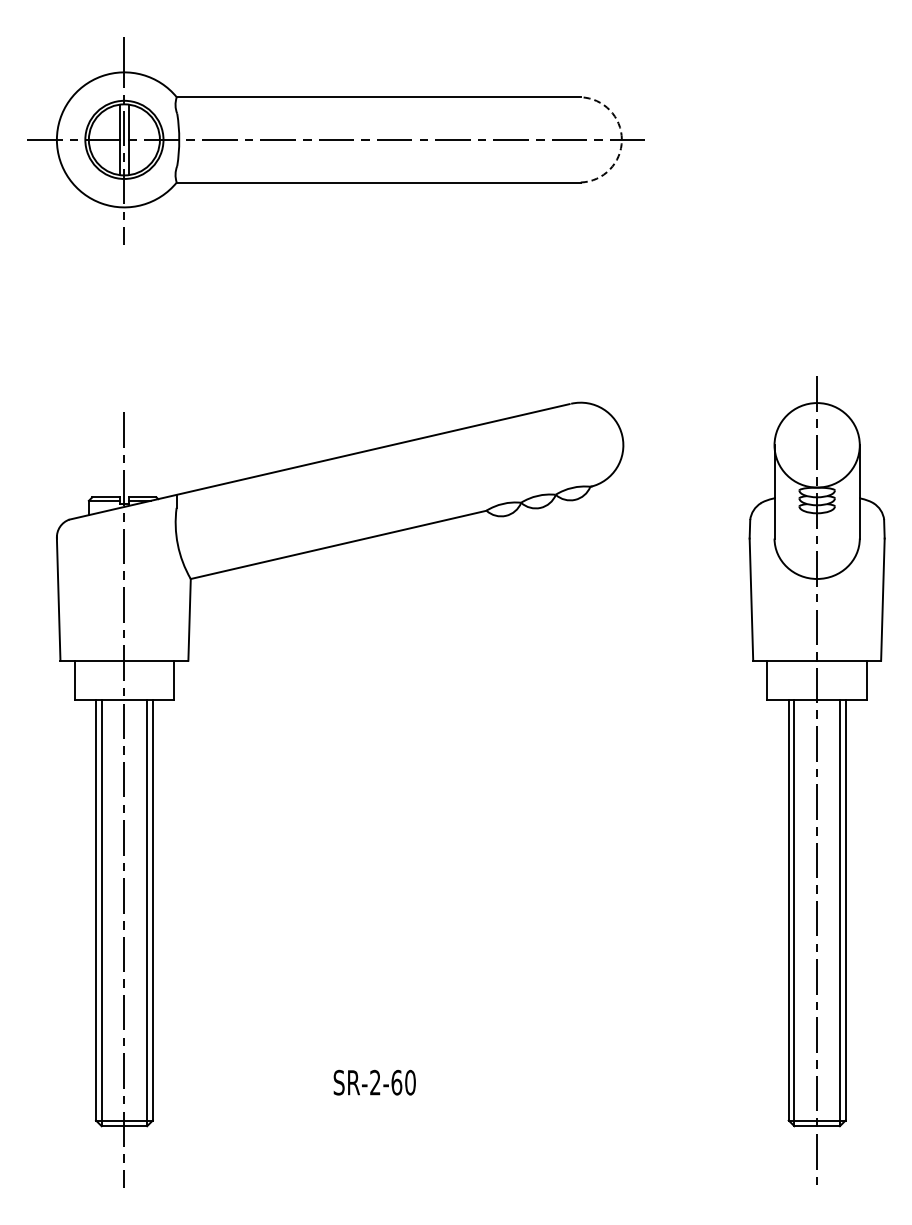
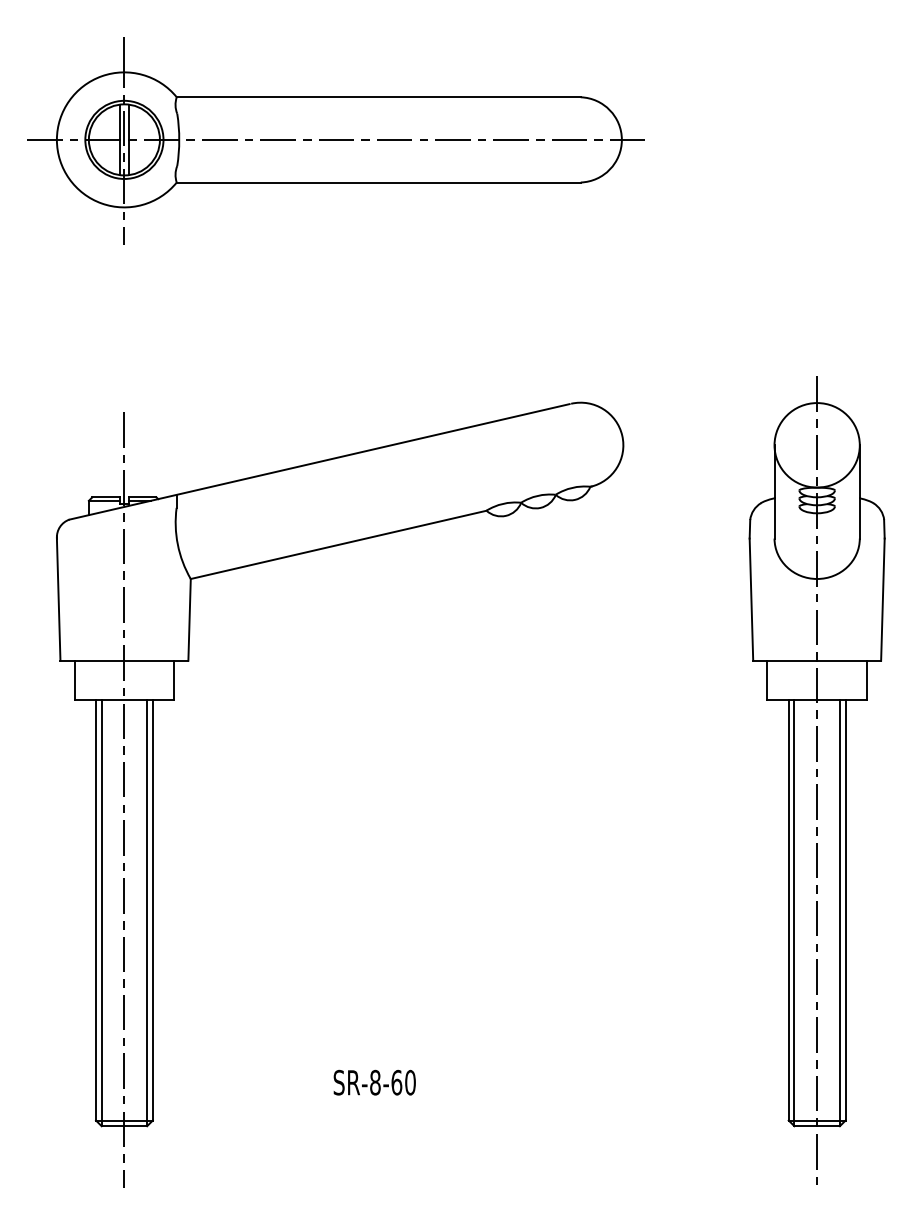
arc: dashed -> solid (621, 139)
text: SR-2-60 -> SR-8-60 (375, 1082)
